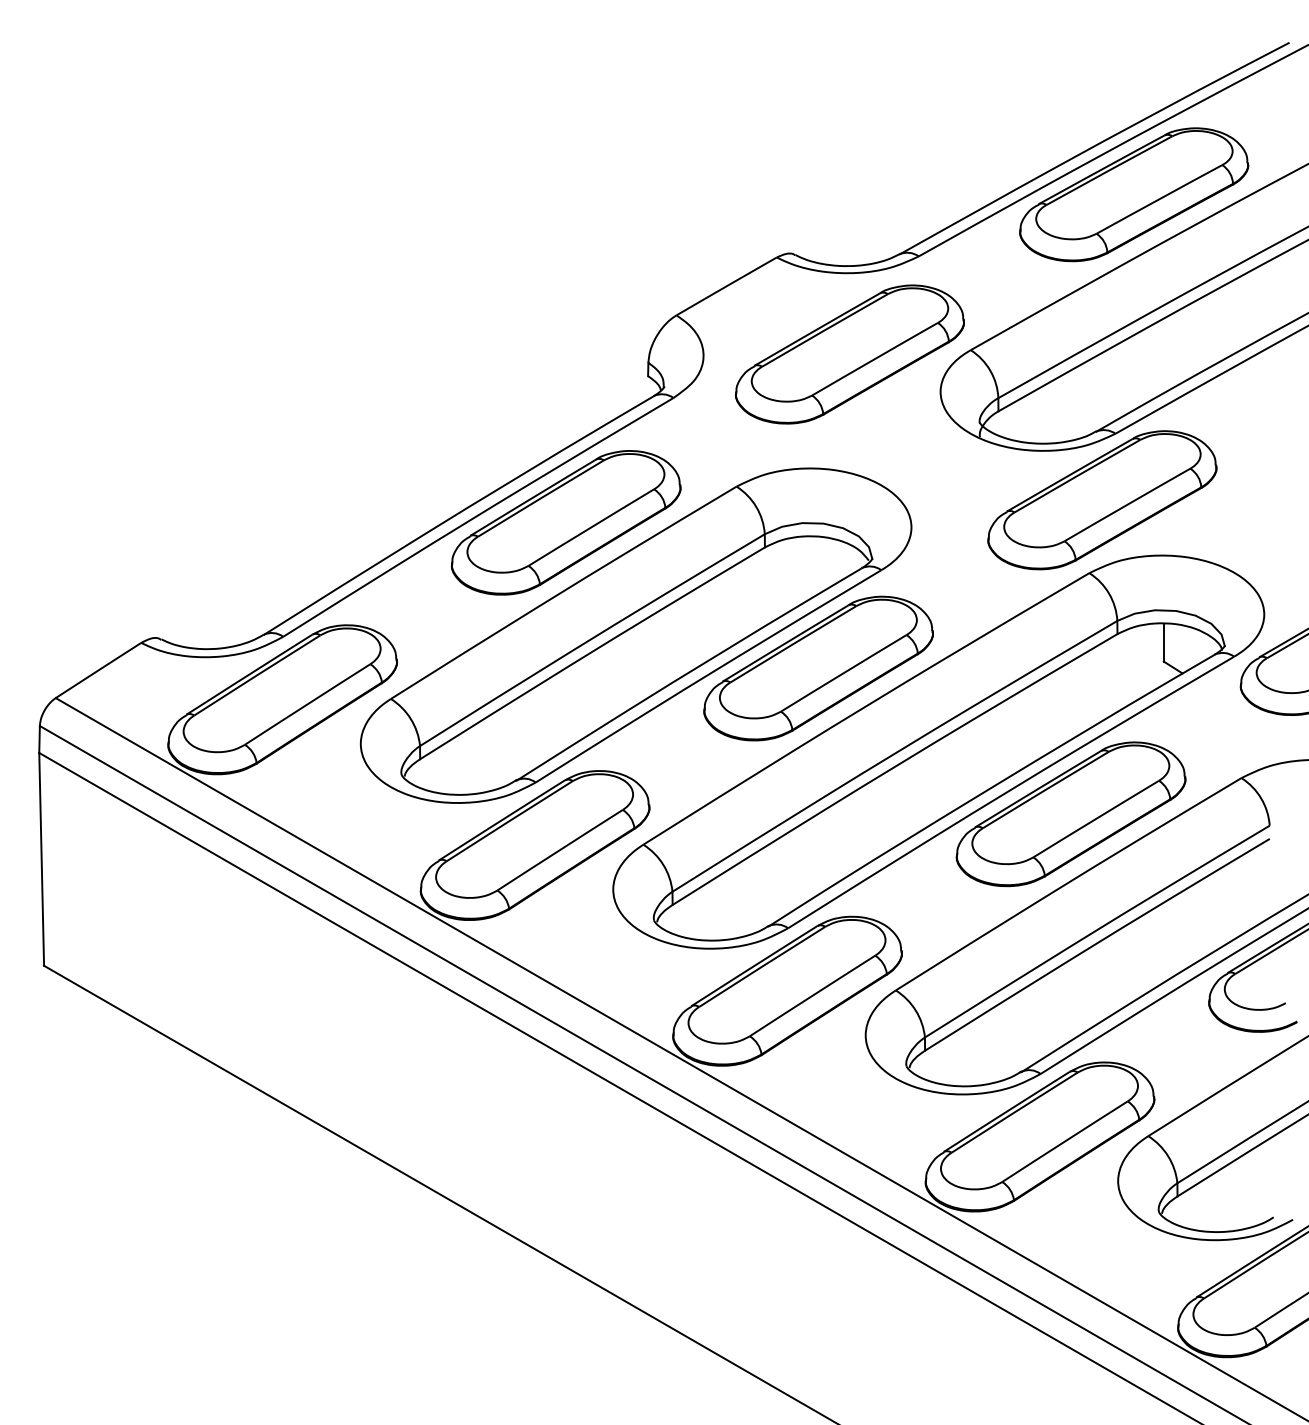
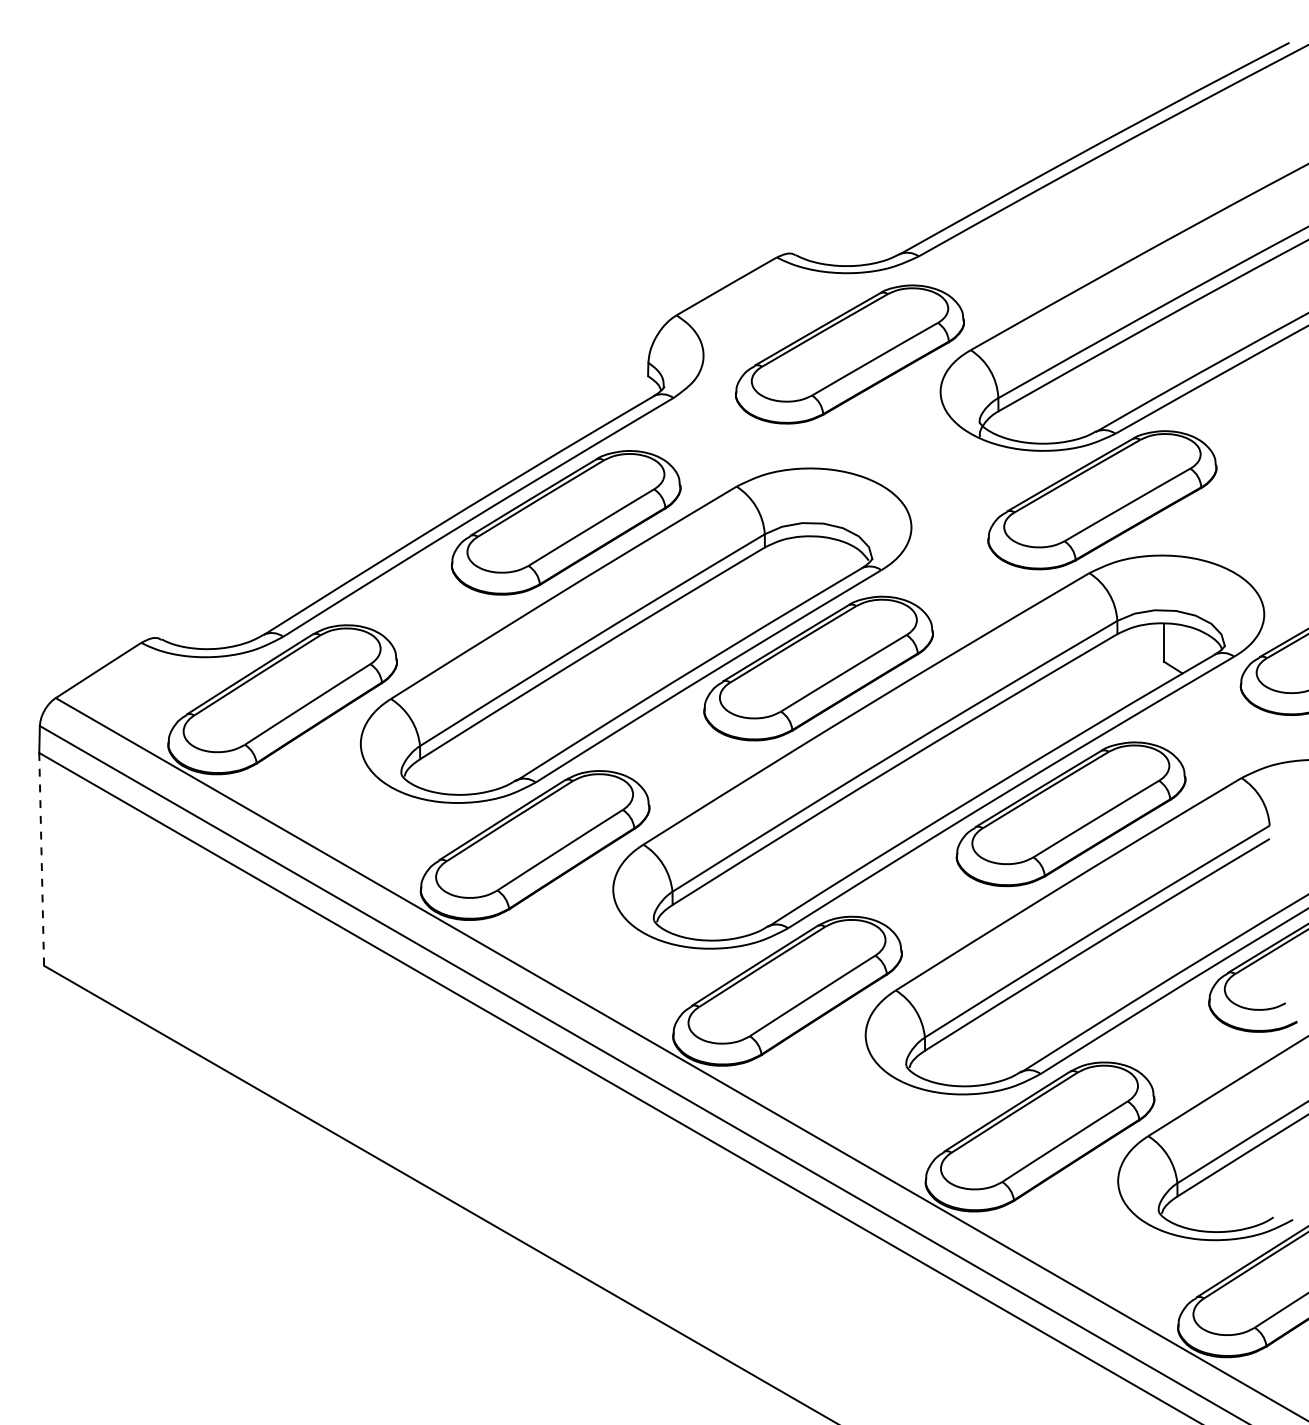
part: present -> none (1134, 194)
line: solid -> dashed (41, 859)
